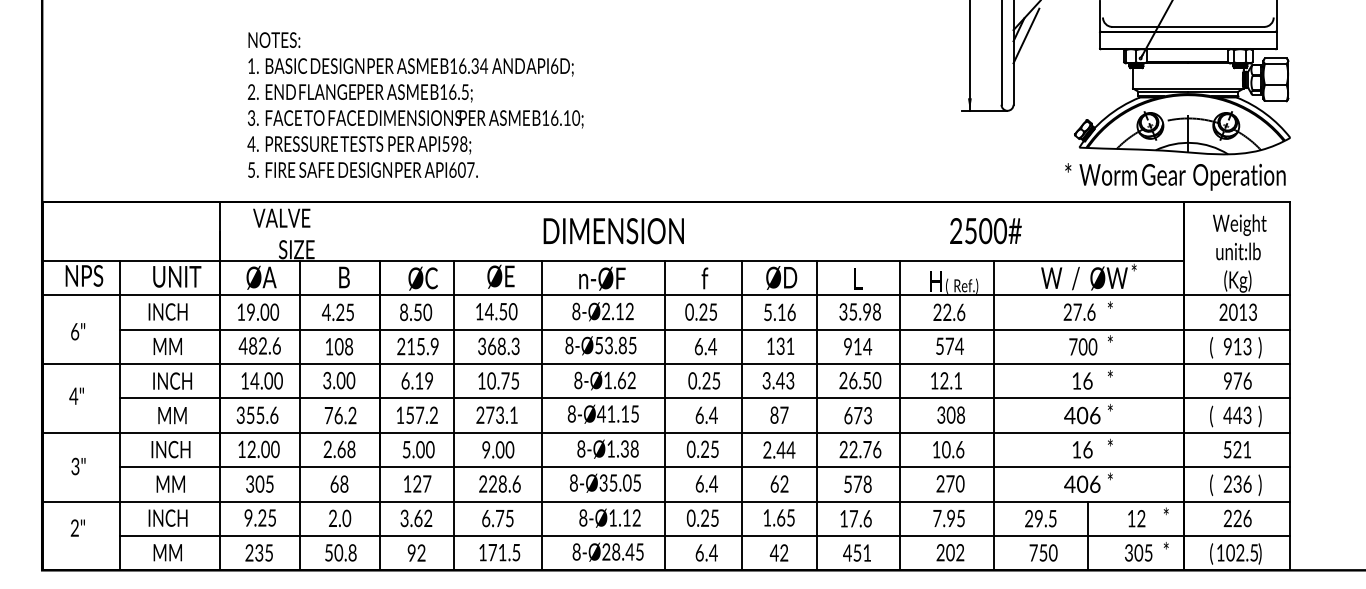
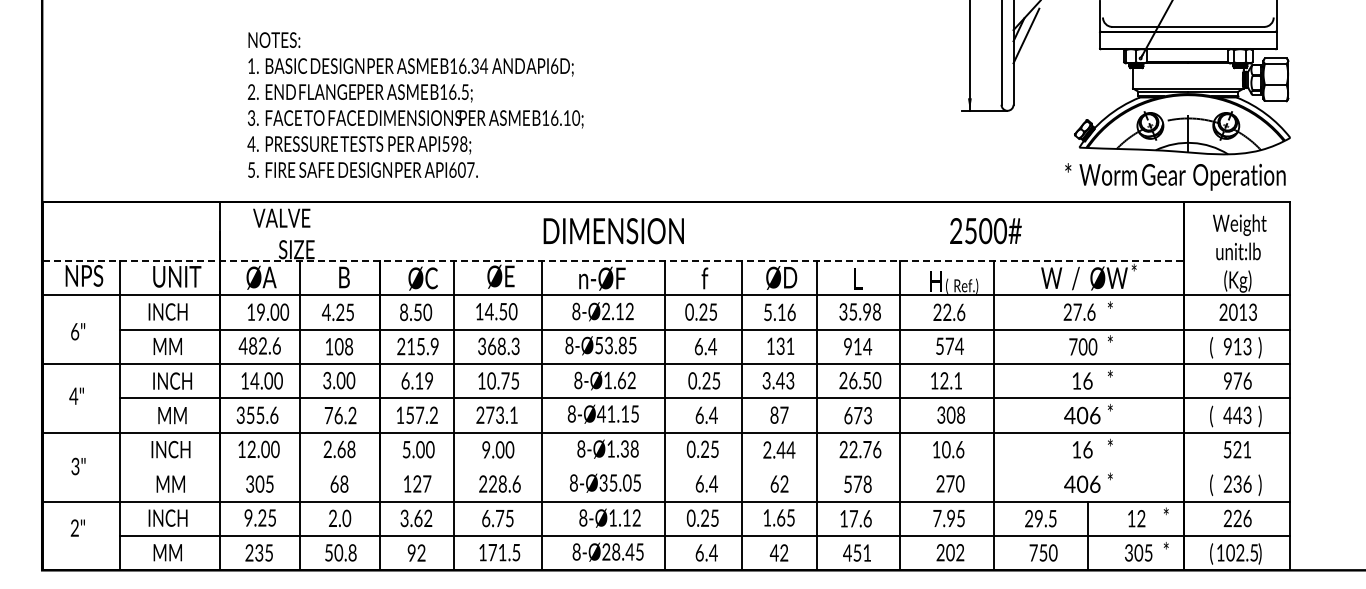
line: solid -> dashed (613, 261)
text position: (258, 311) -> (268, 311) (268, 311)
line: present -> none (704, 467)
